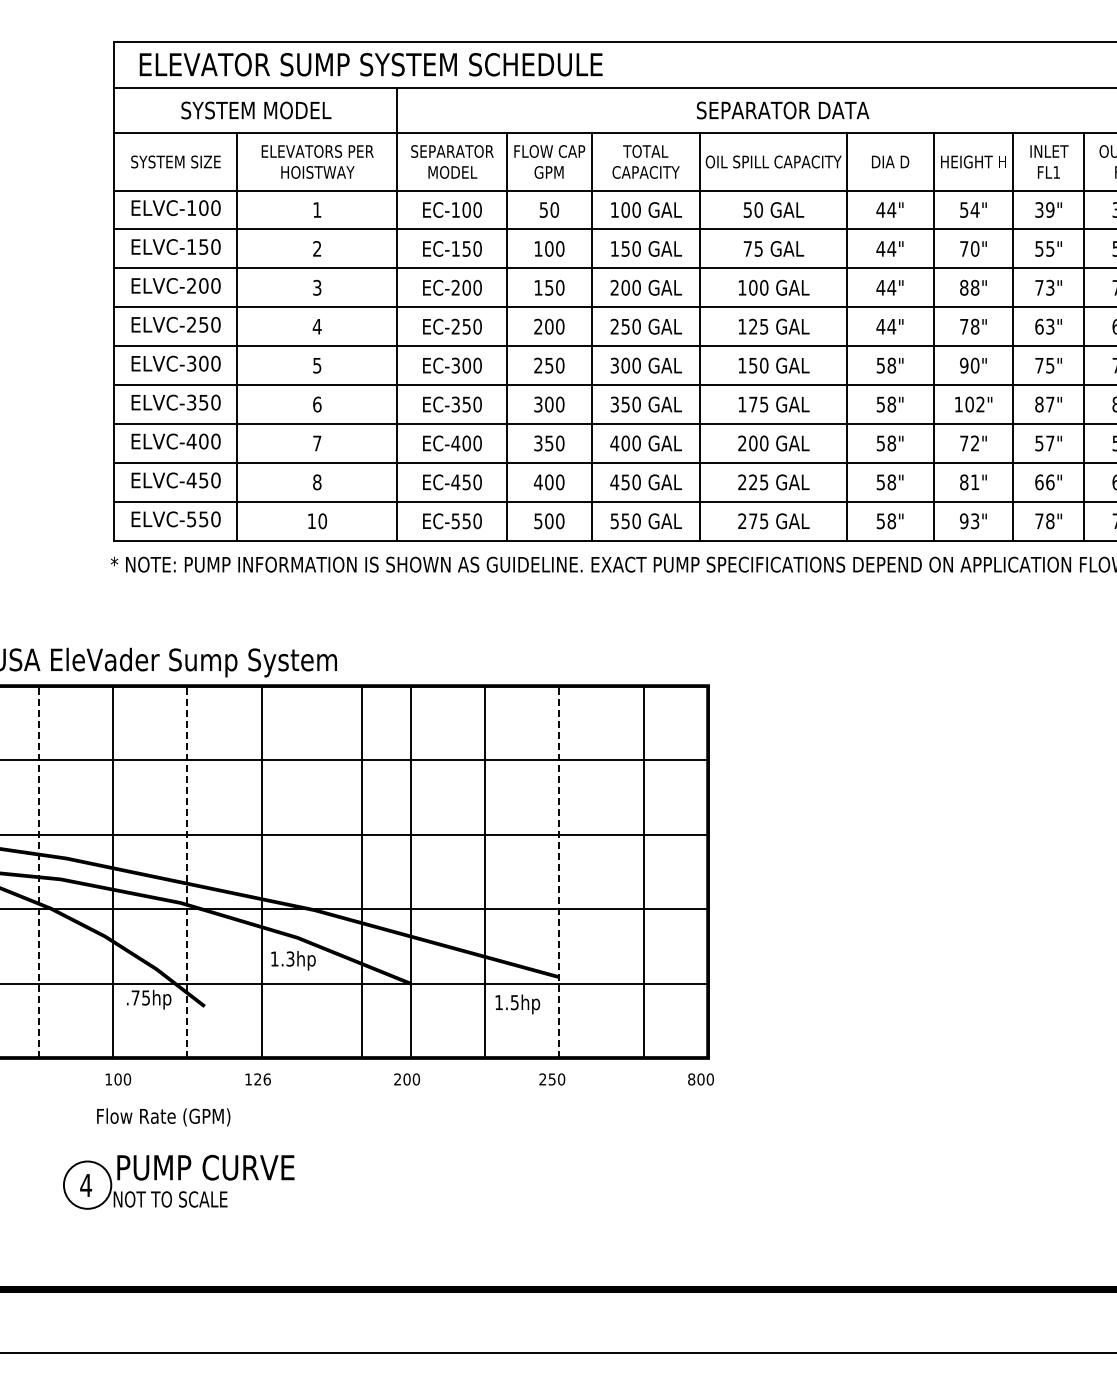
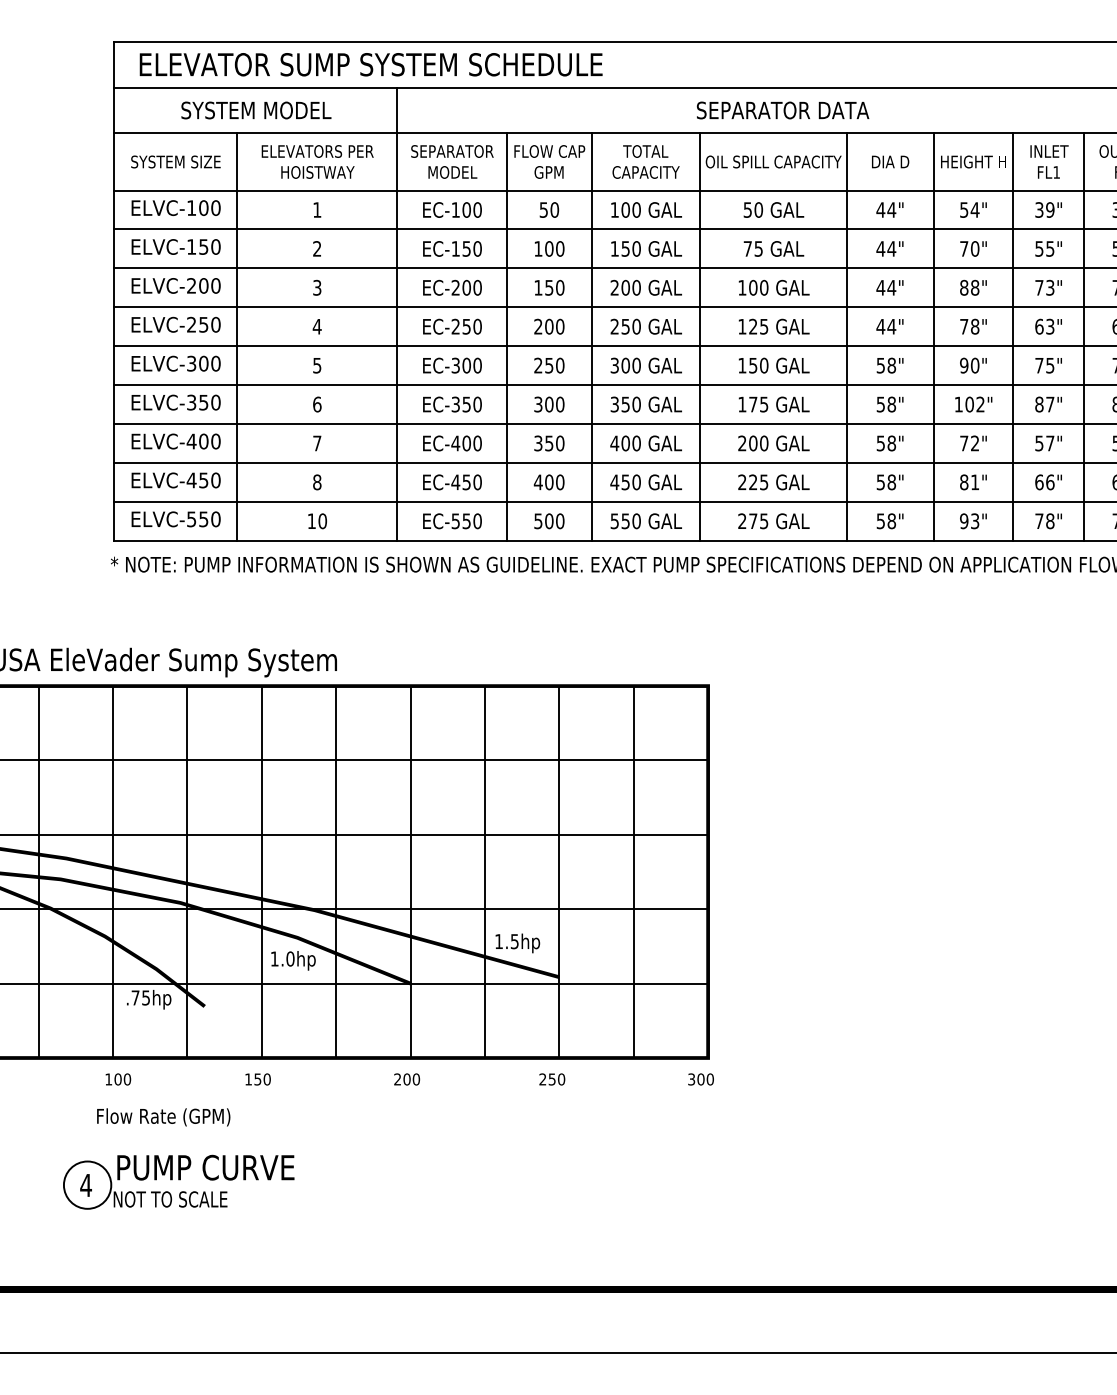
line: dashed -> solid (38, 872)
line: dashed -> solid (187, 872)
line position: (362, 872) -> (336, 872) (336, 872)
line: dashed -> solid (559, 872)
line position: (643, 872) -> (633, 872) (633, 872)
text: 1.3hp -> 1.0hp (290, 958)
text position: (517, 1004) -> (517, 943) (517, 943)
text: 126 -> 150 (262, 1079)
text: 800 -> 300 (691, 1079)
